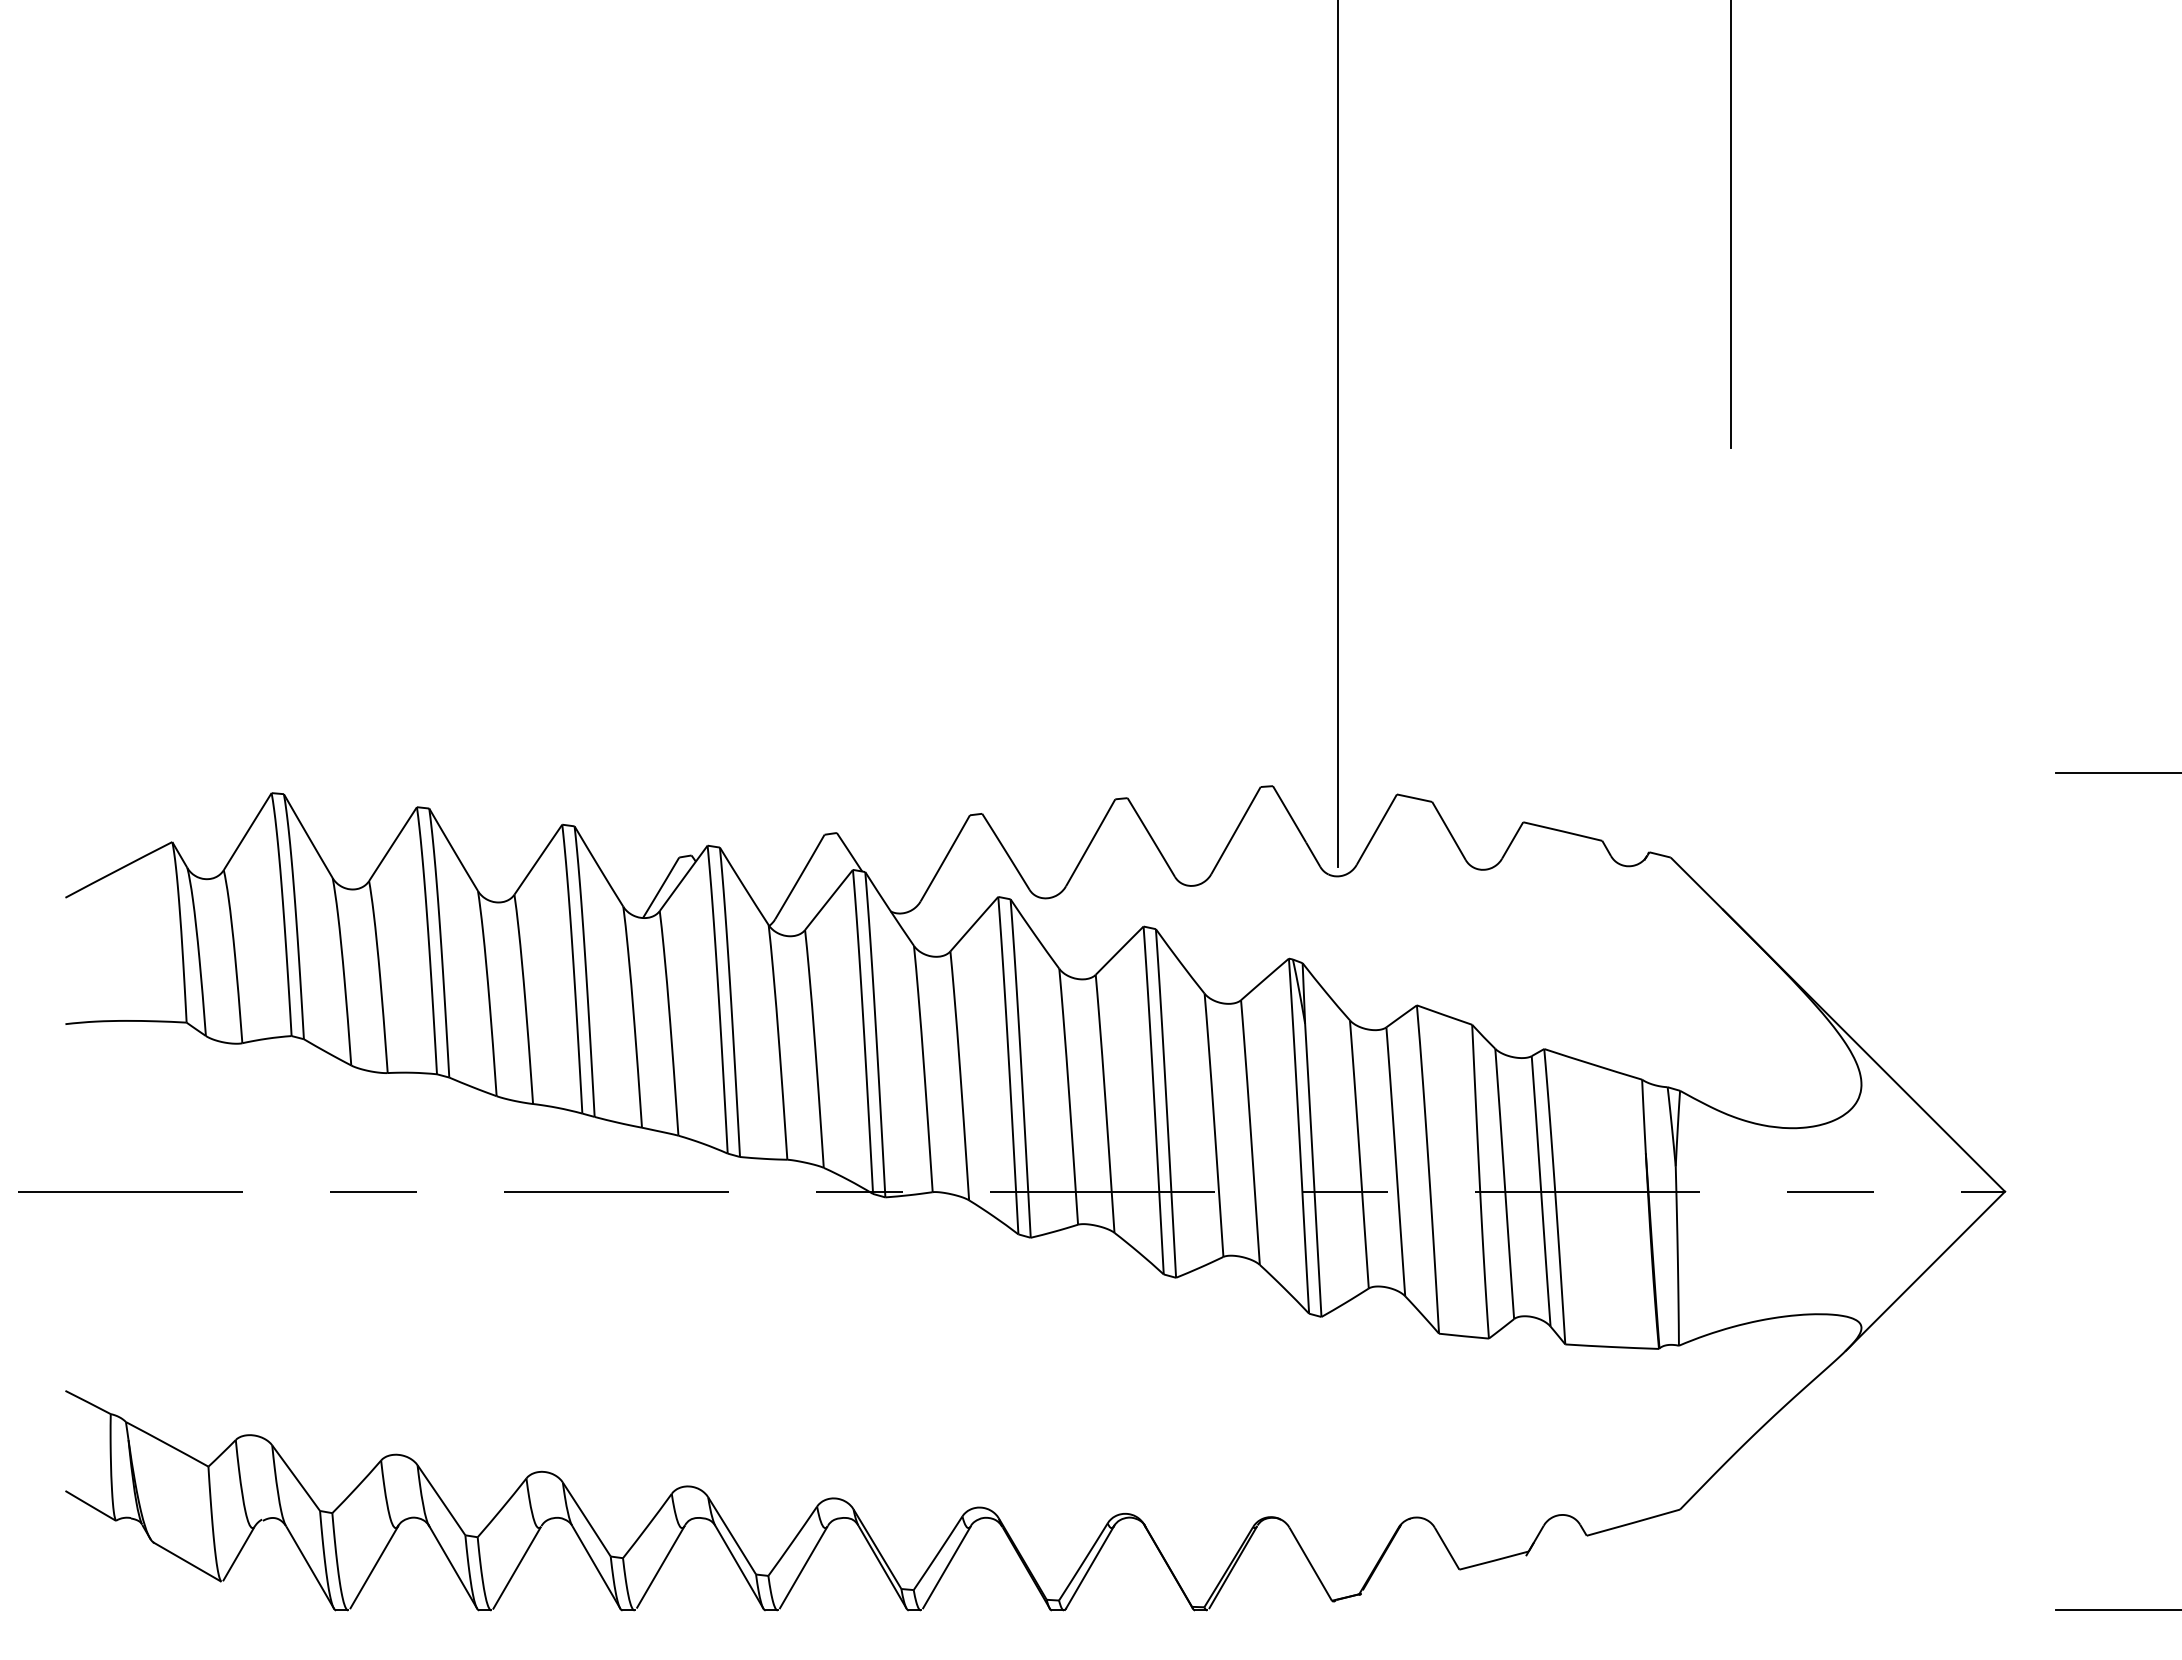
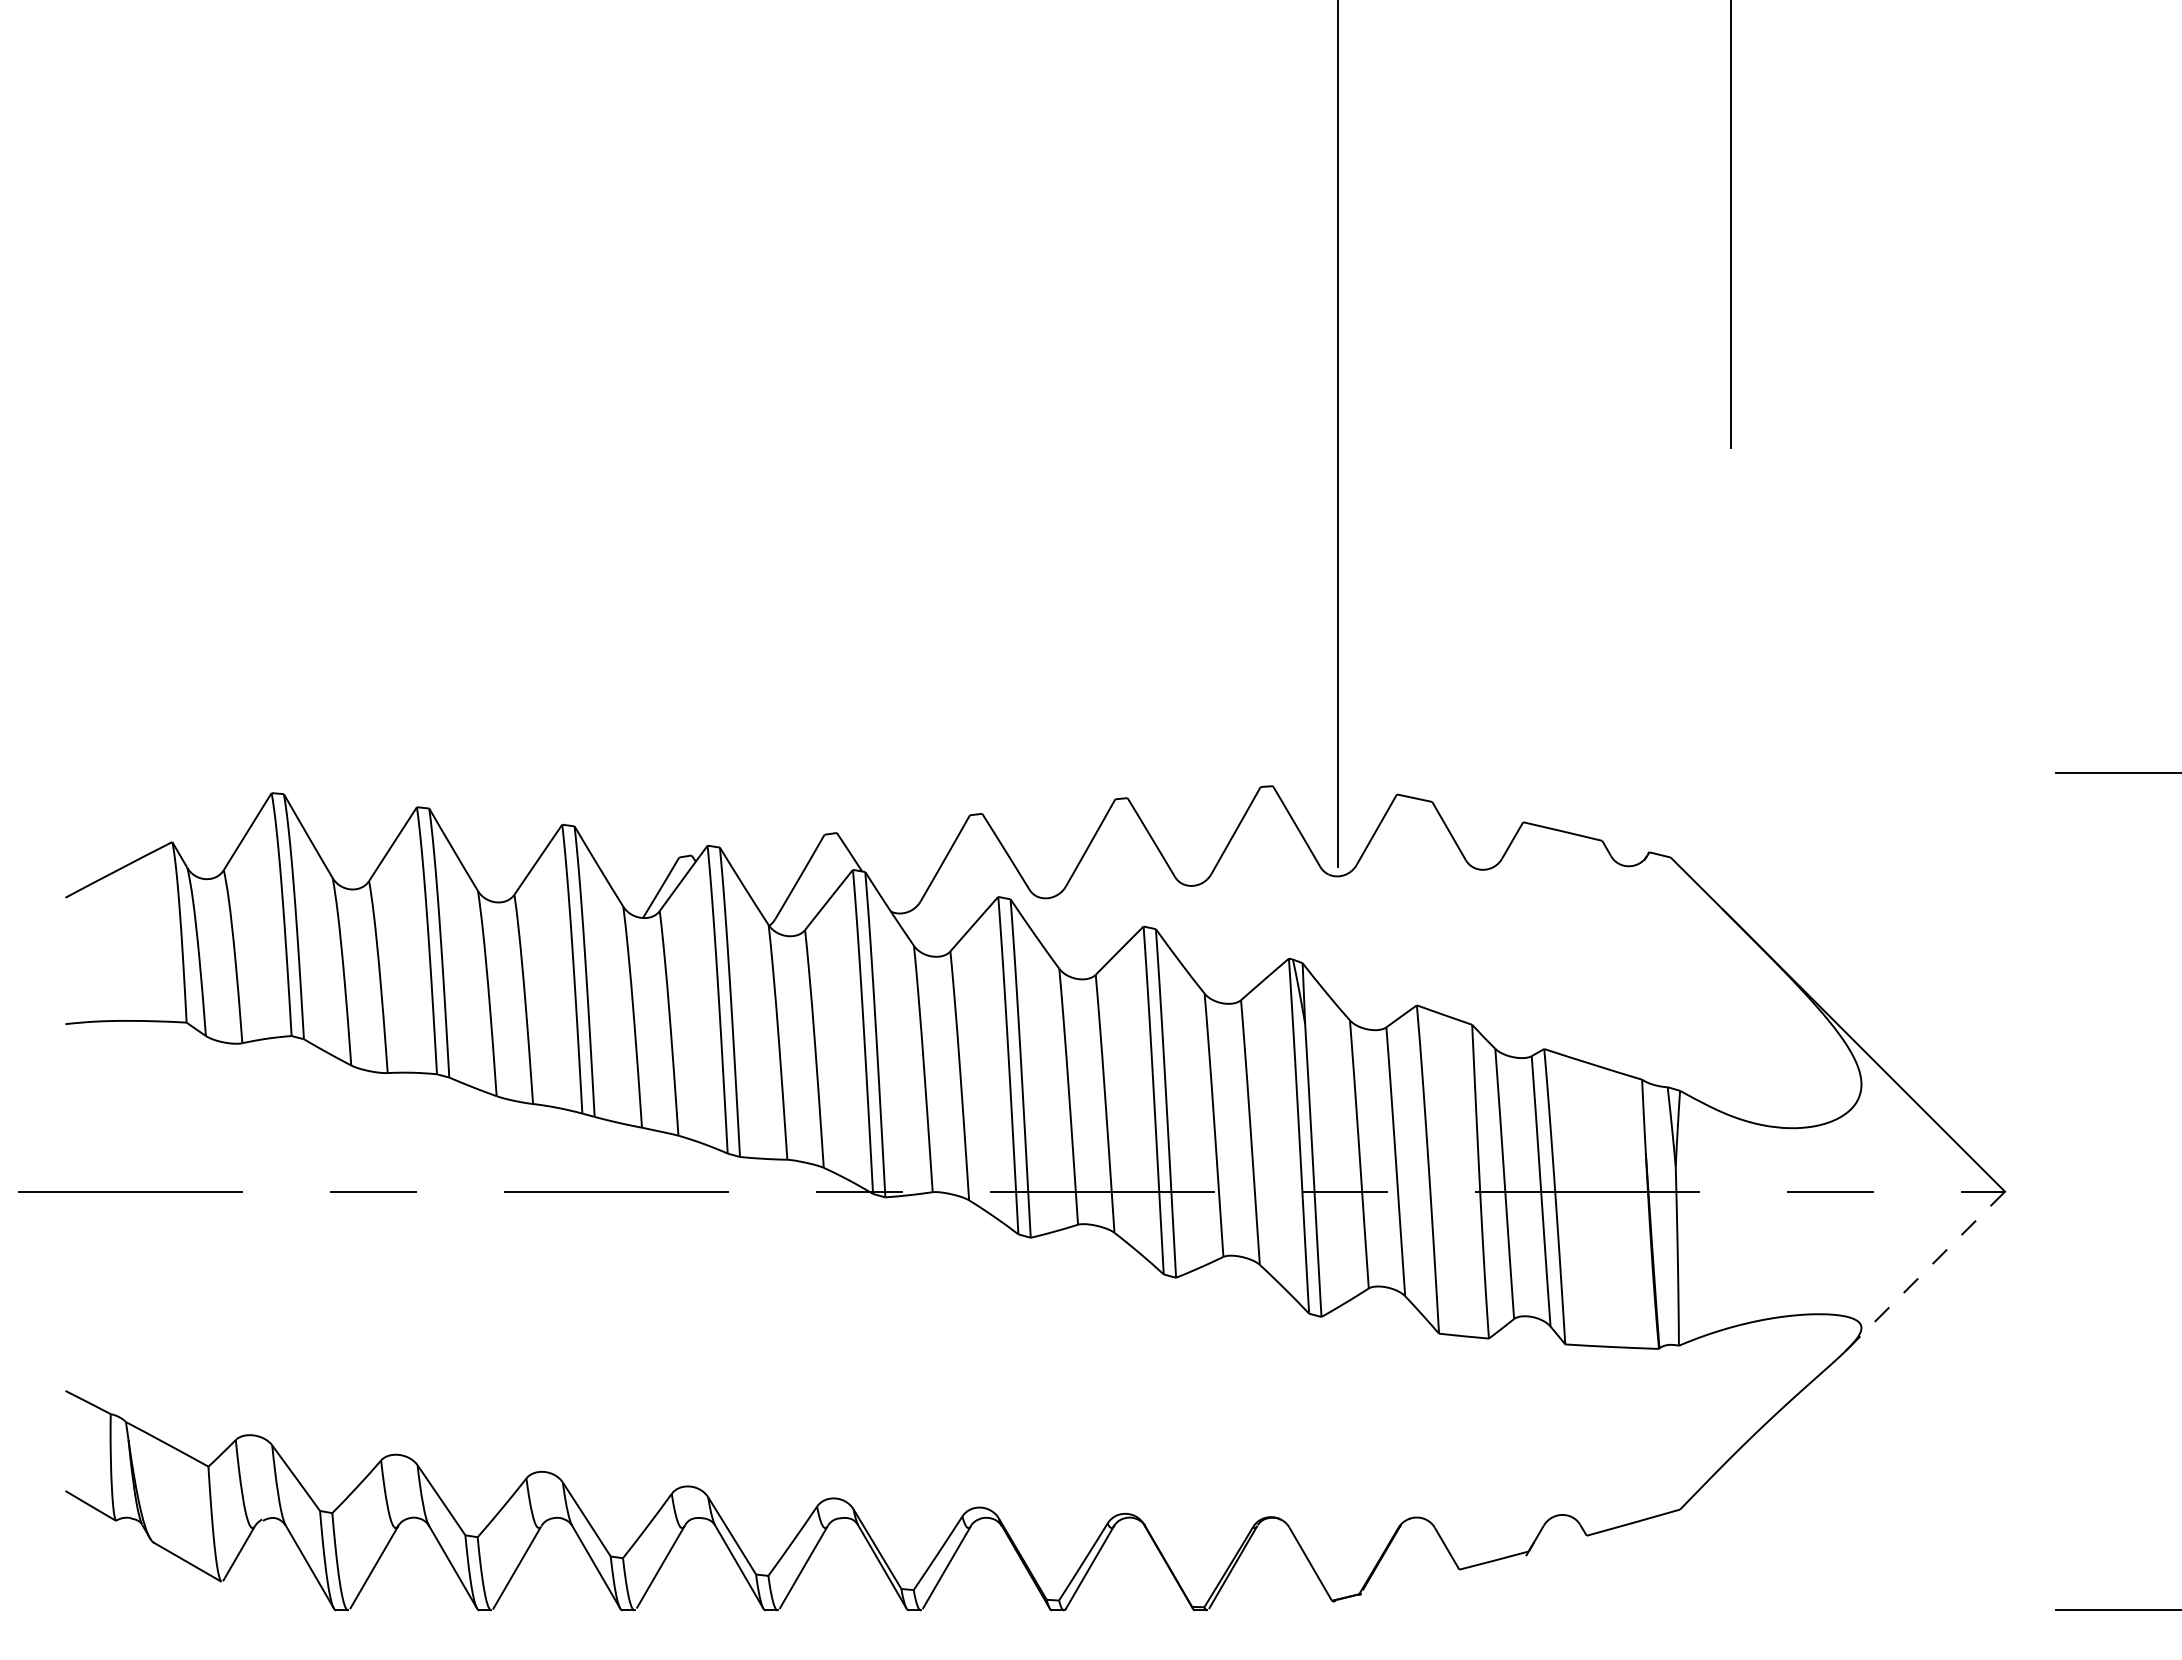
line: solid -> dashed (1925, 1271)
